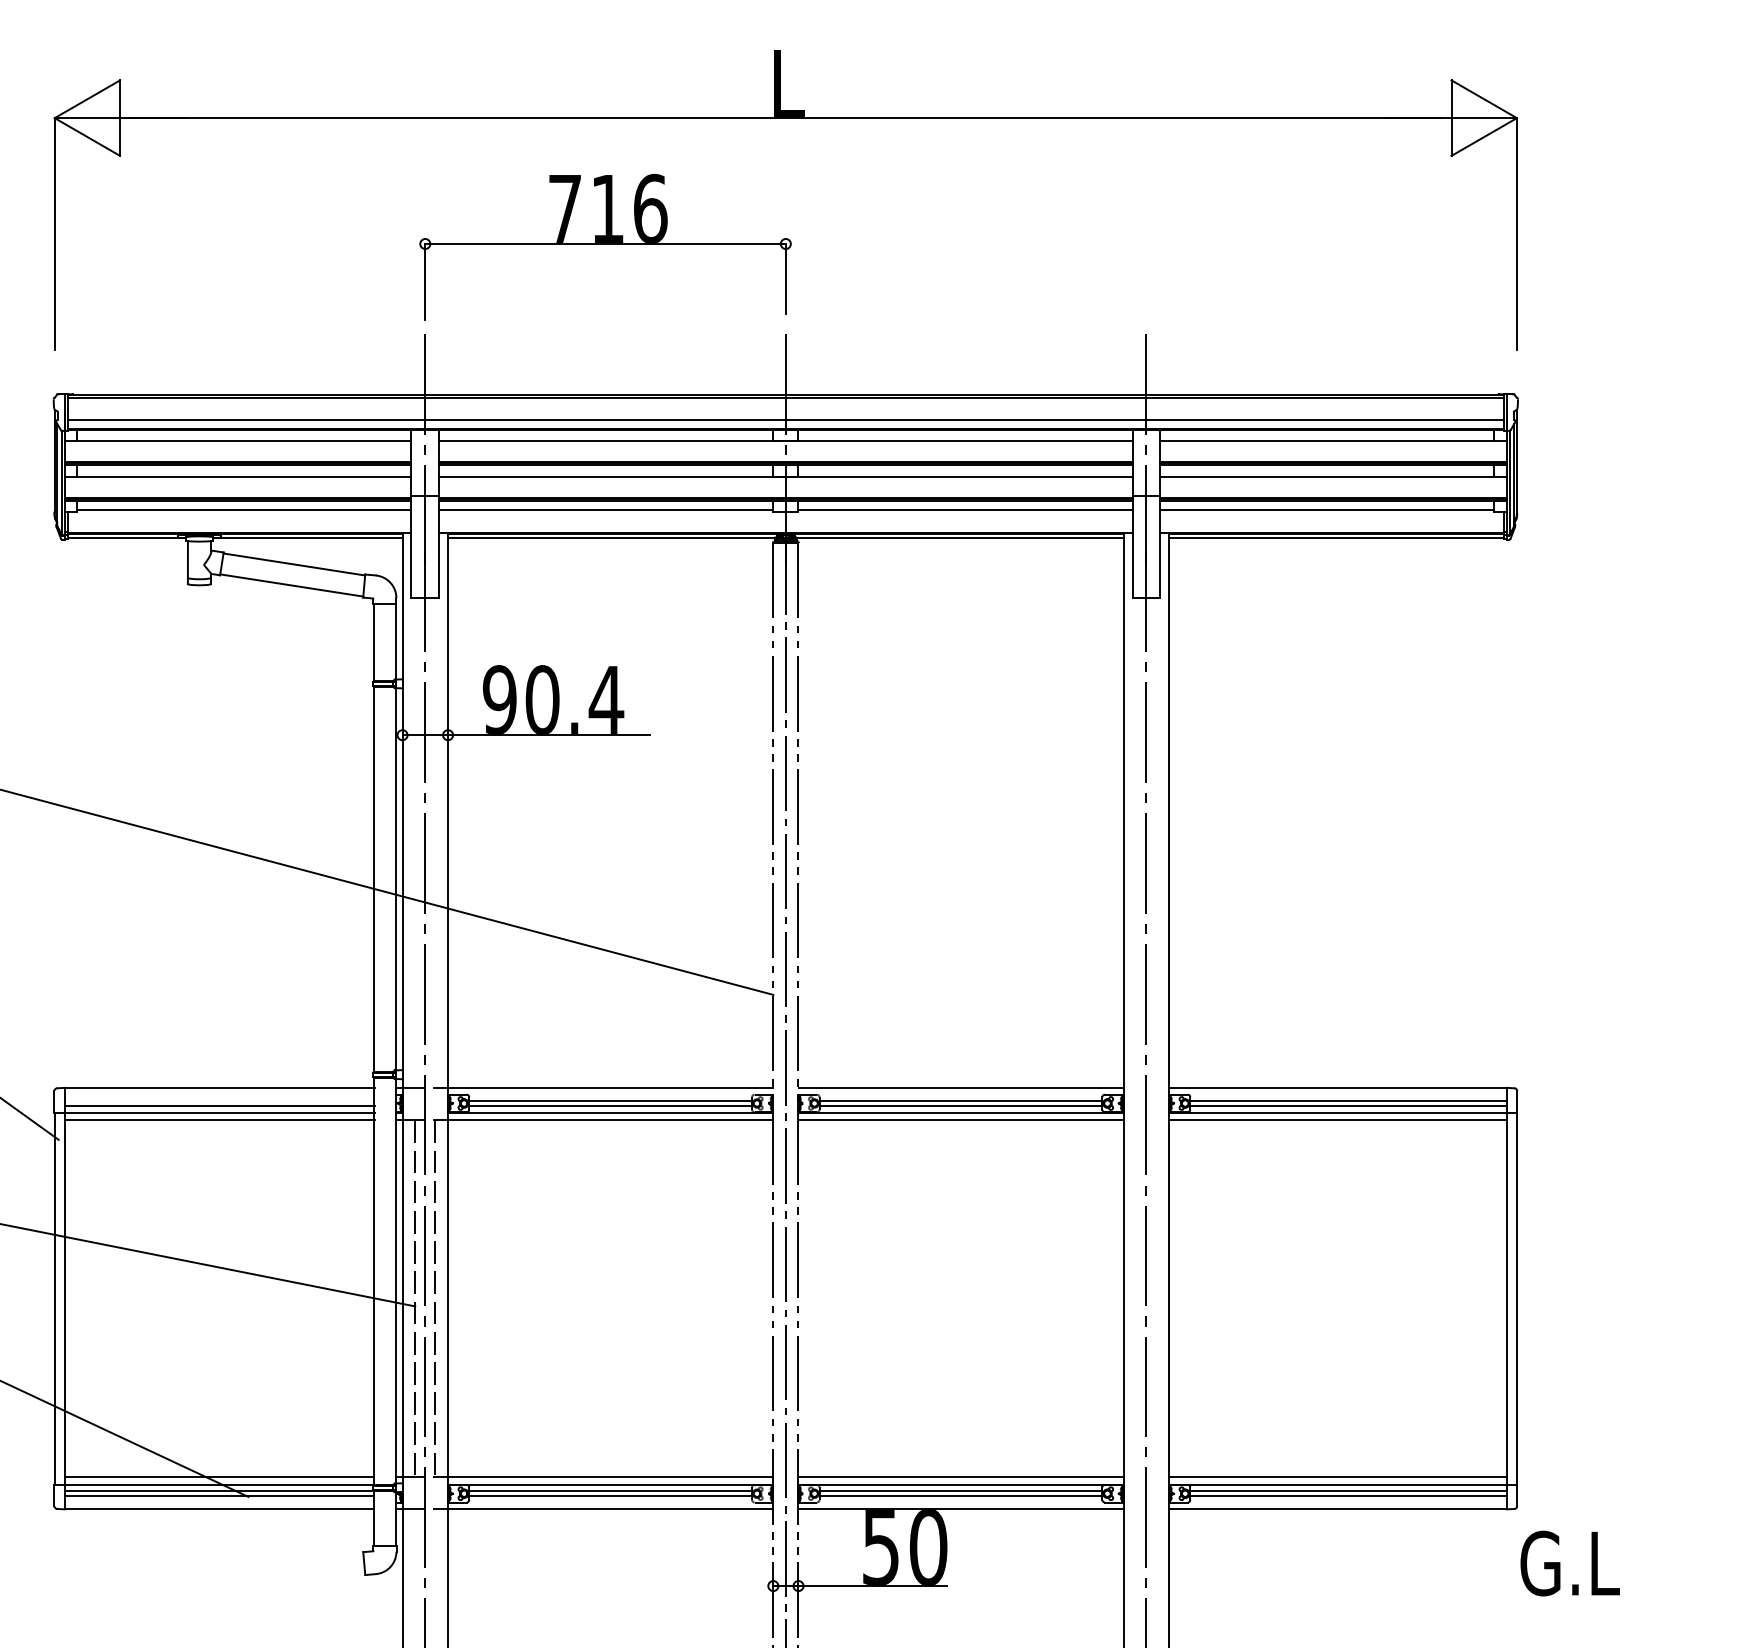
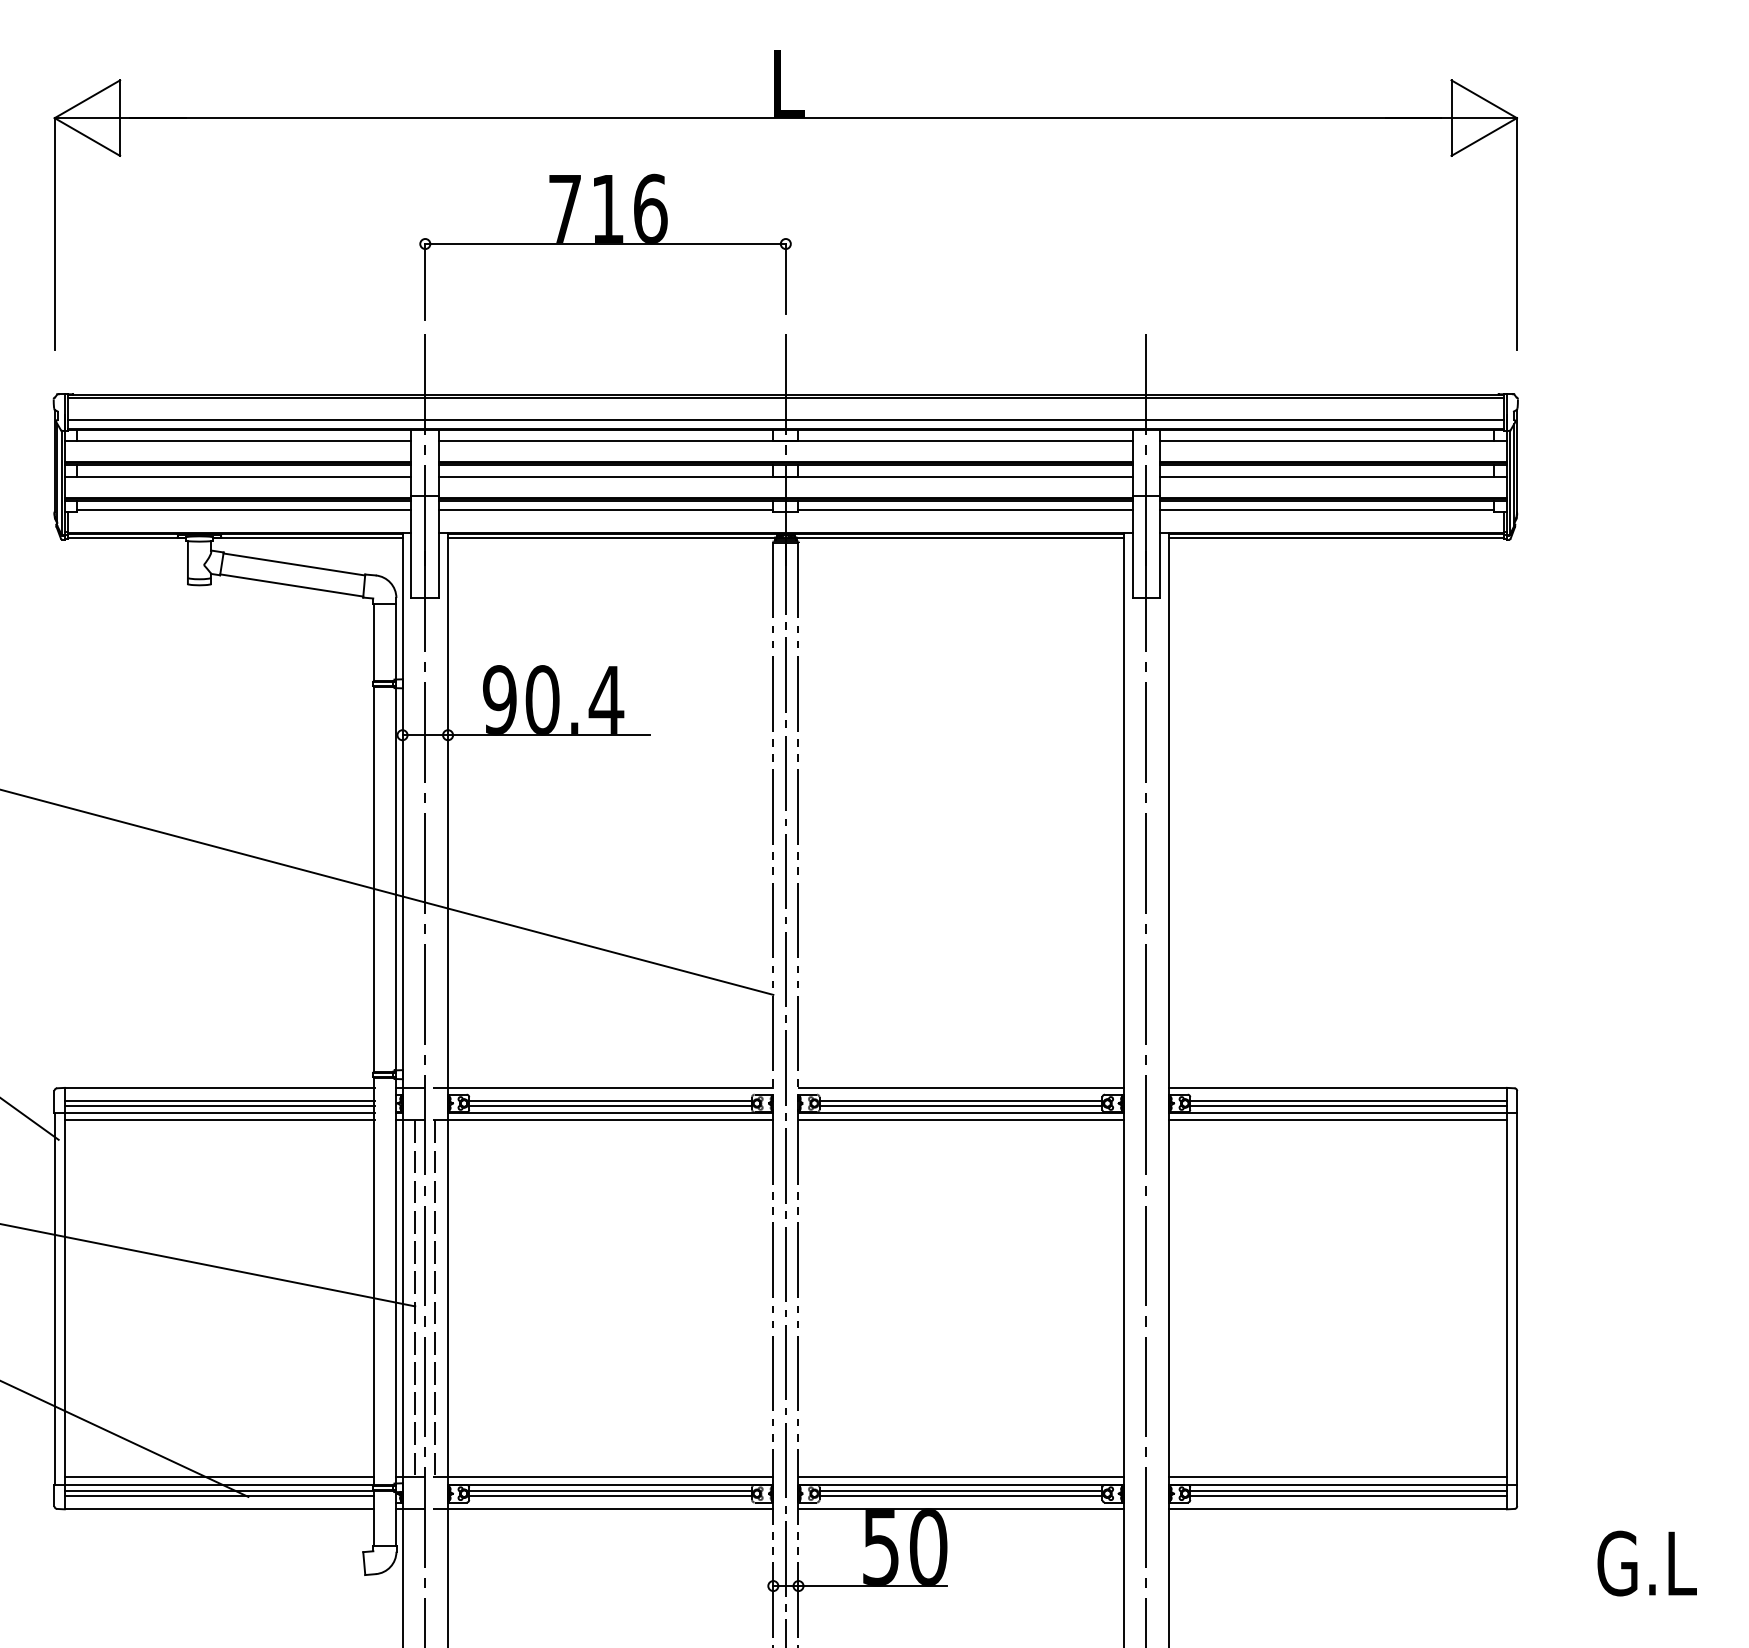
line: none -> present (219, 1101)
text position: (1569, 1563) -> (1646, 1563) (1646, 1563)
